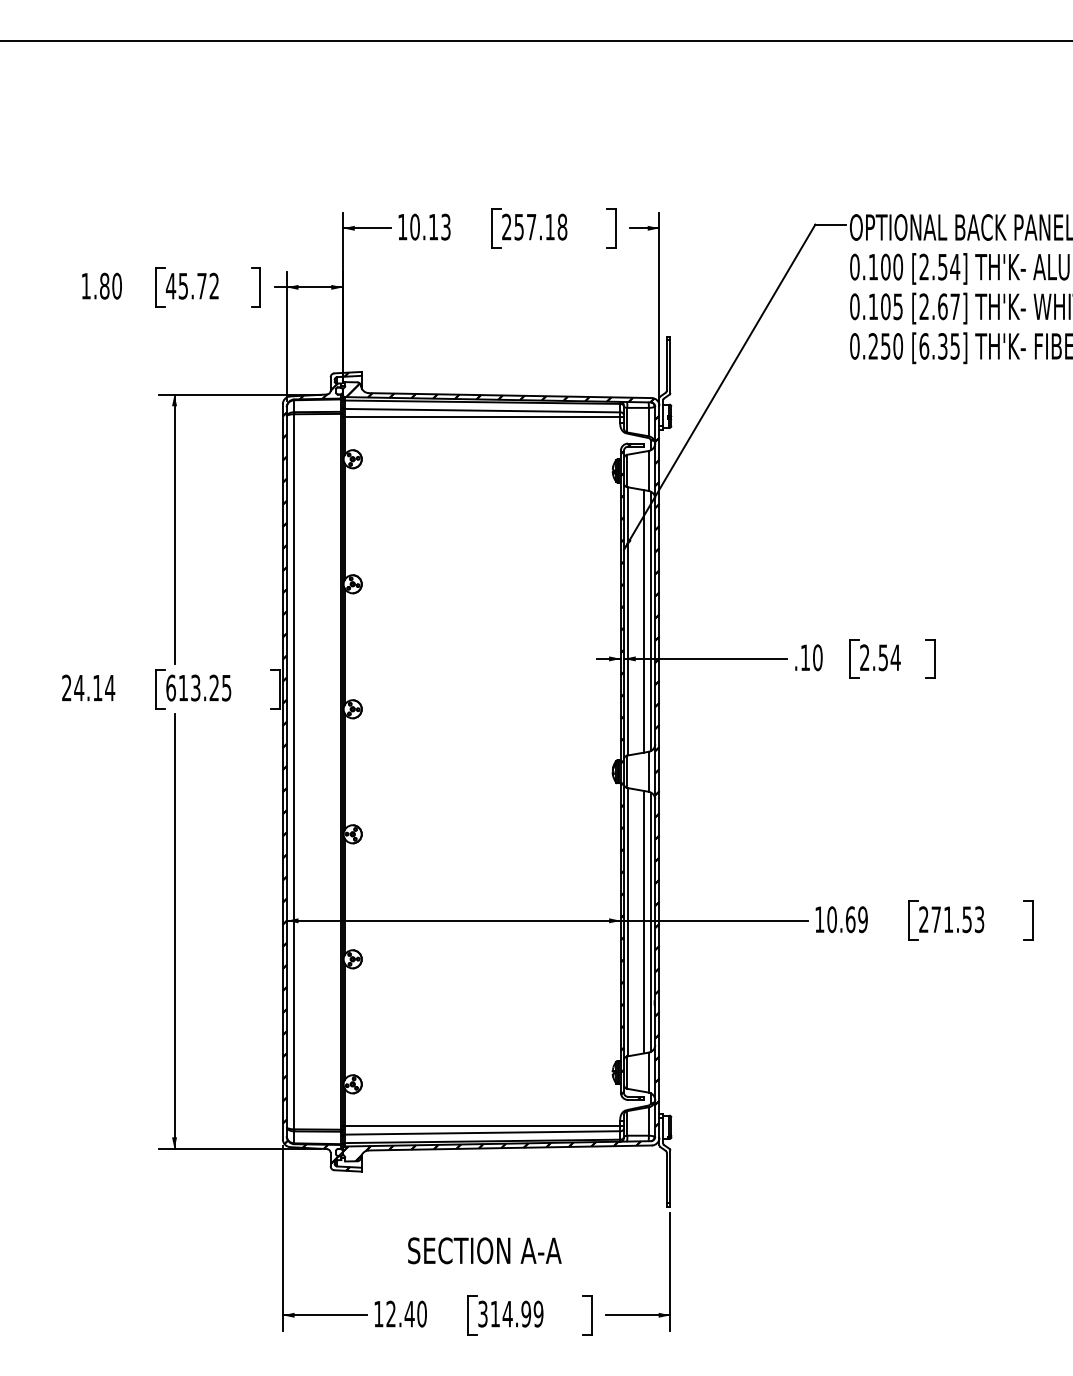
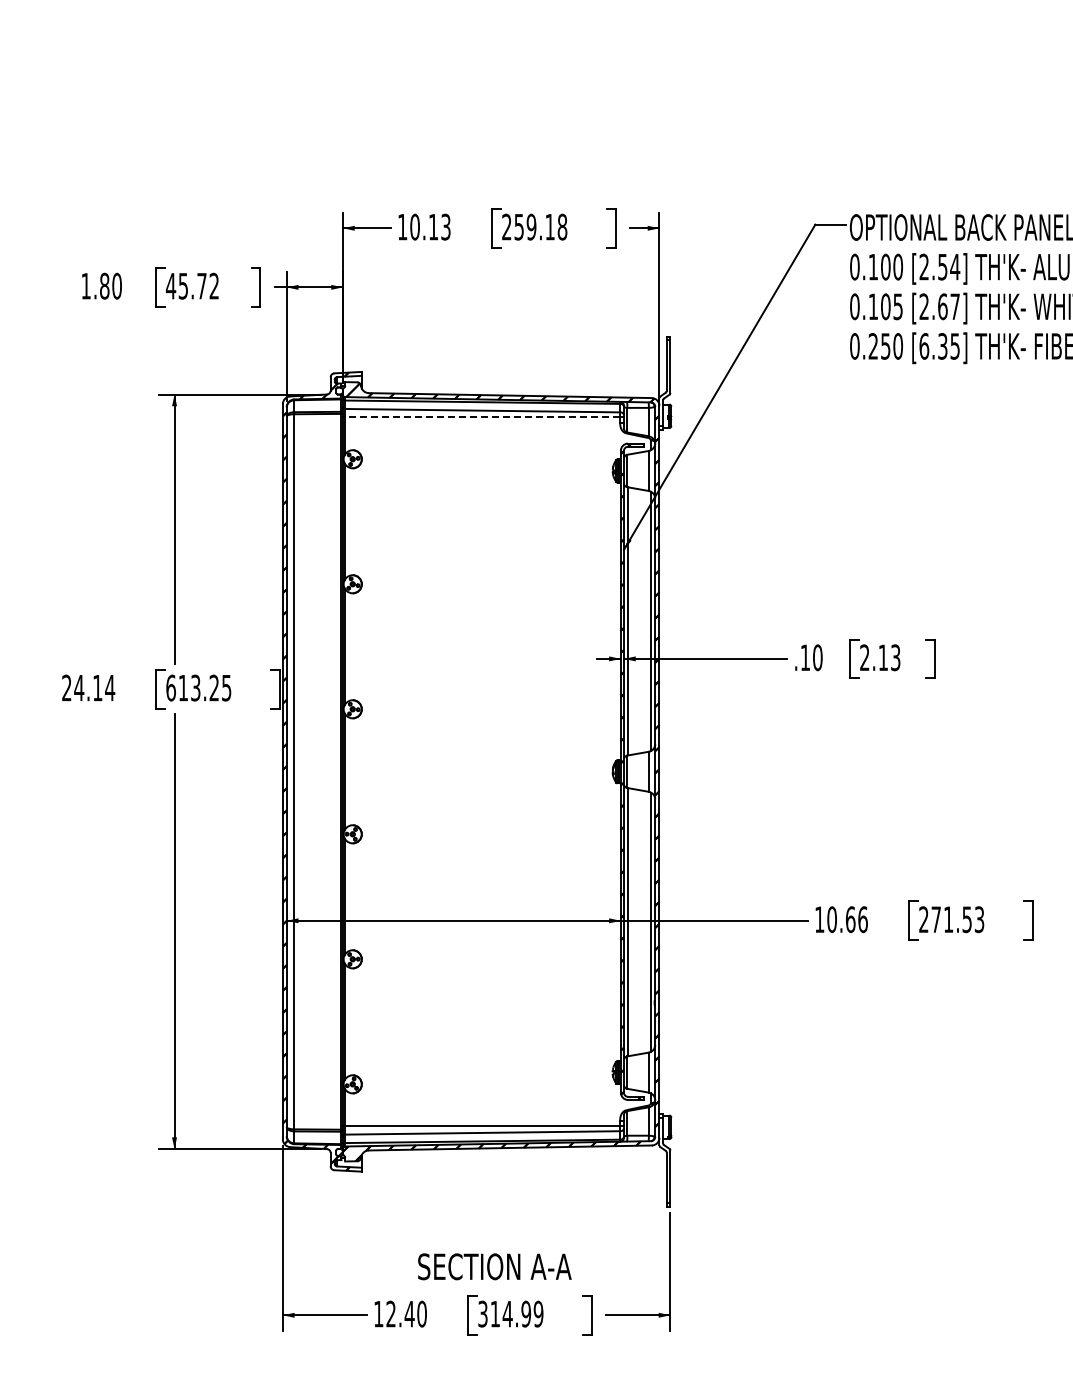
line: present -> none (535, 41)
text: 257.18 -> 259.18 (531, 226)
line: solid -> dashed (482, 417)
line: present -> none (644, 621)
text: 2.54 -> 2.13 (889, 657)
text: 10.69 -> 10.66 (862, 919)
line: present -> none (644, 922)
text position: (484, 1250) -> (494, 1266) (494, 1266)
